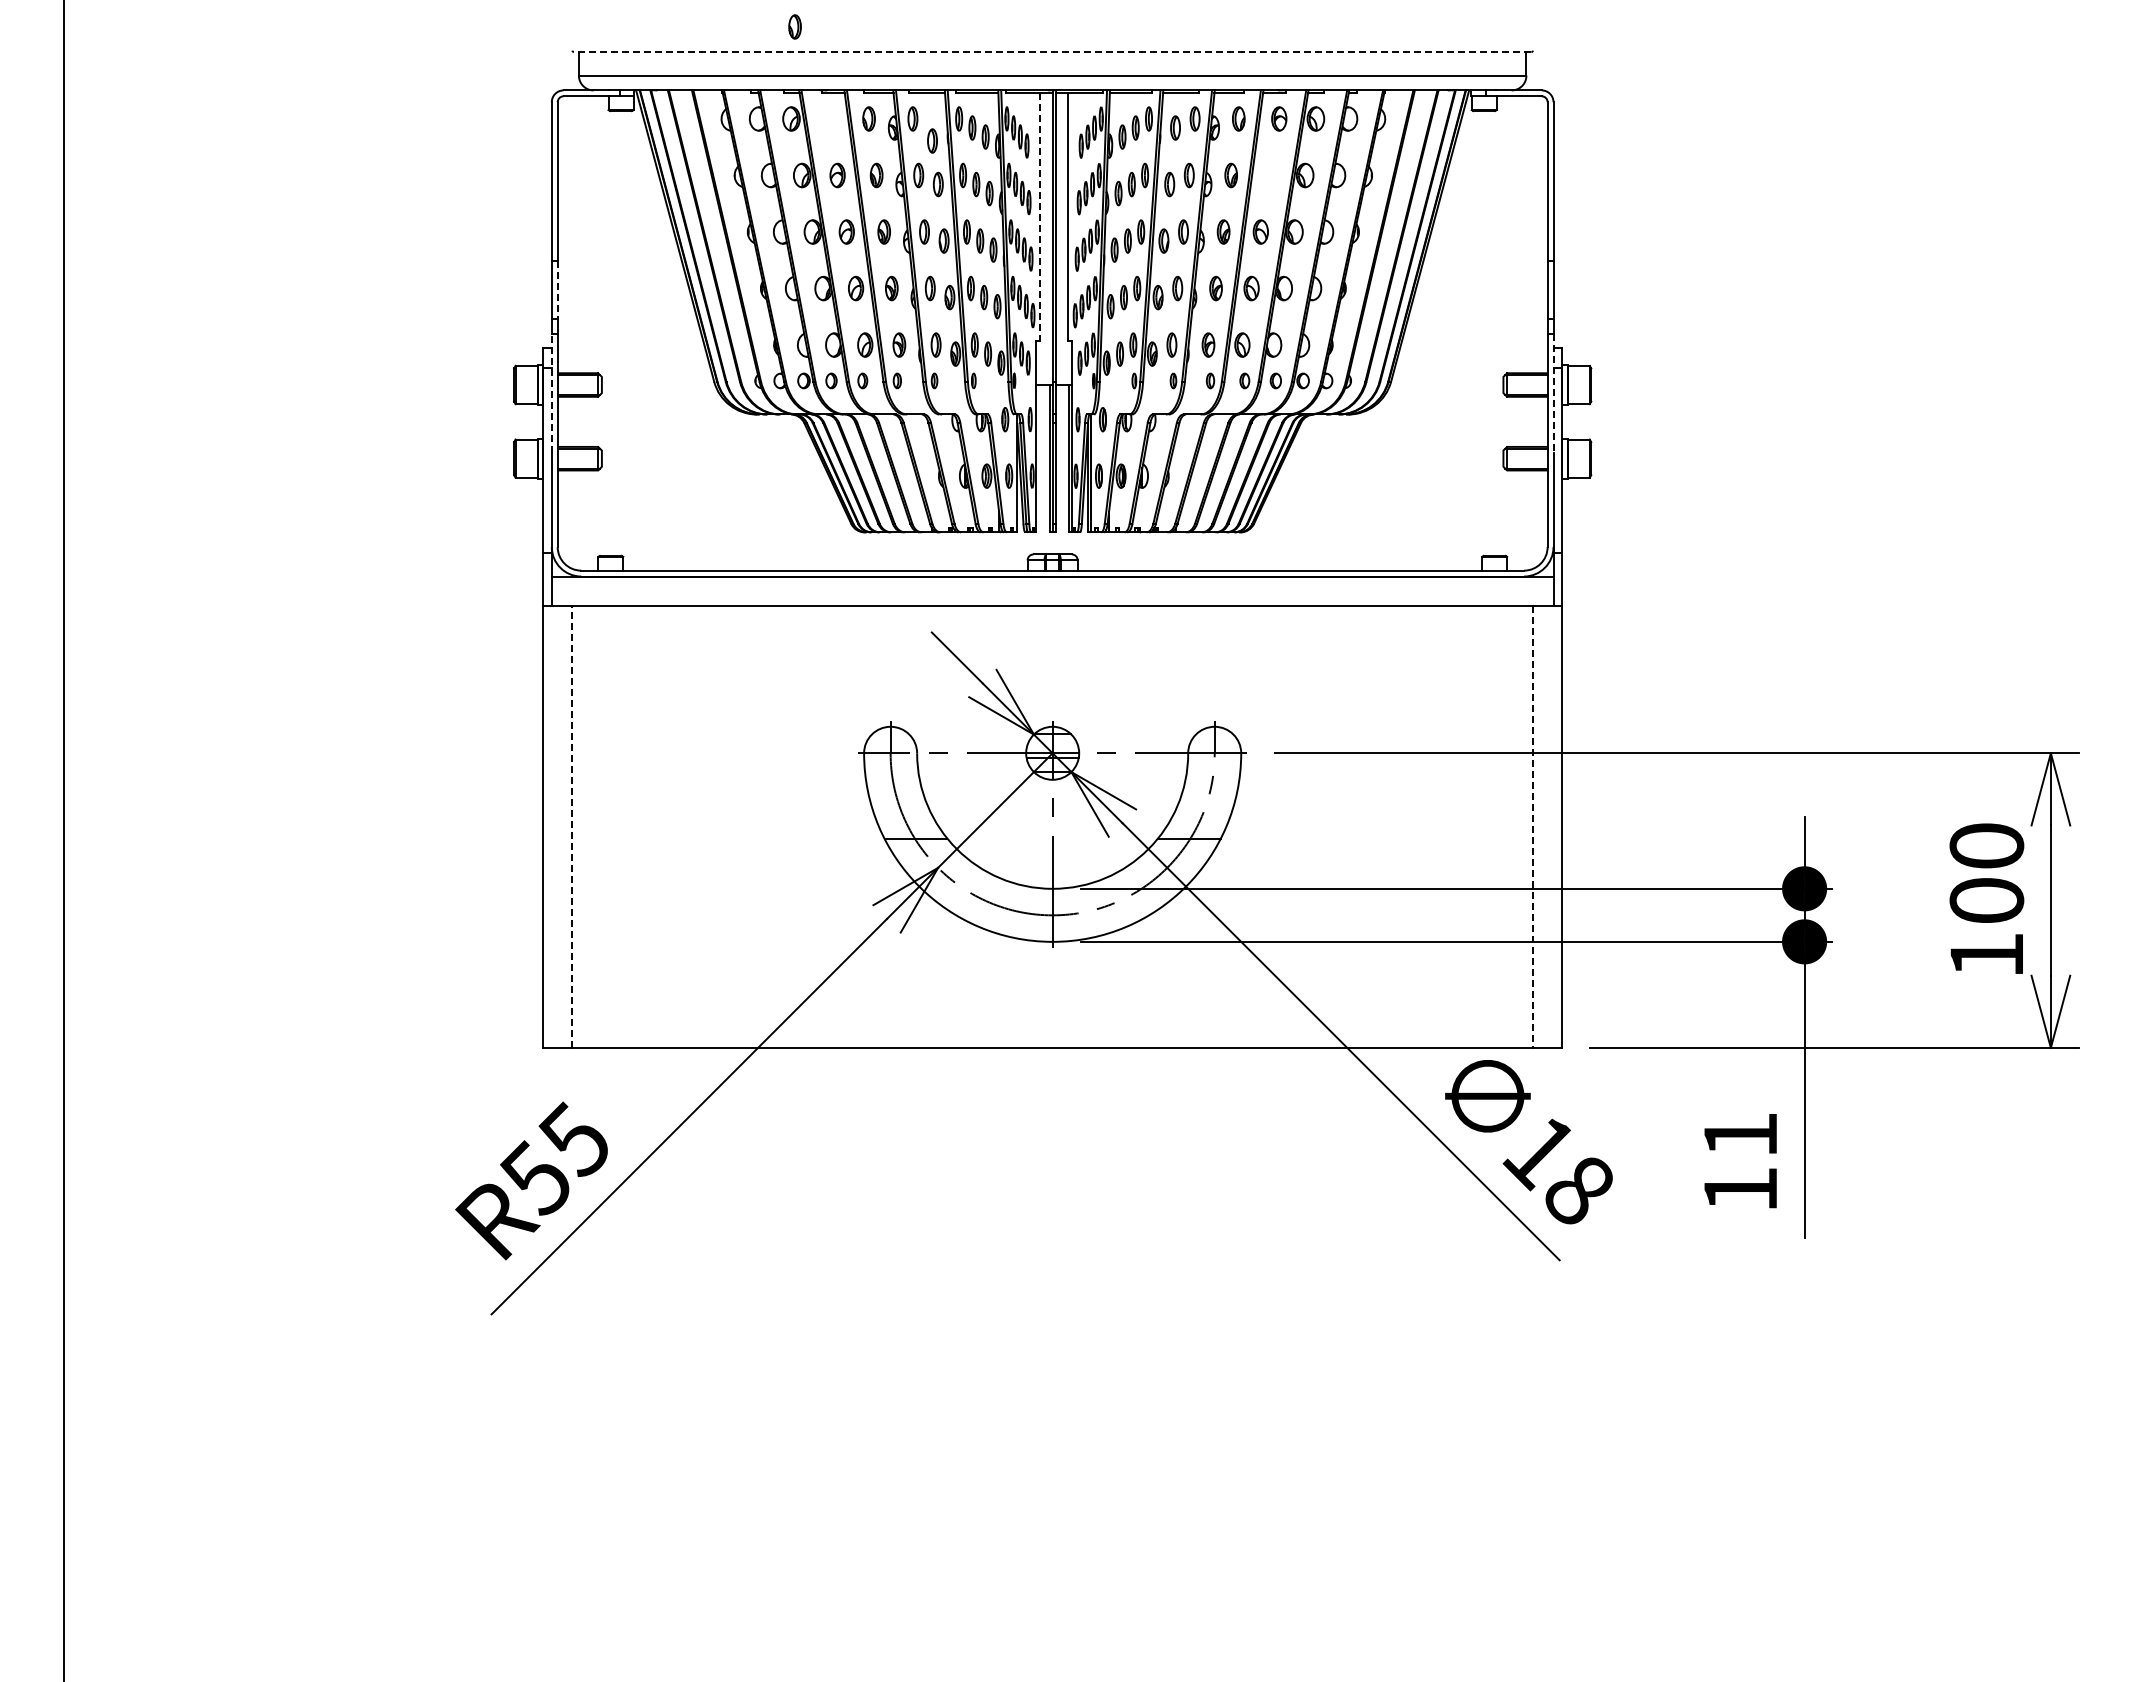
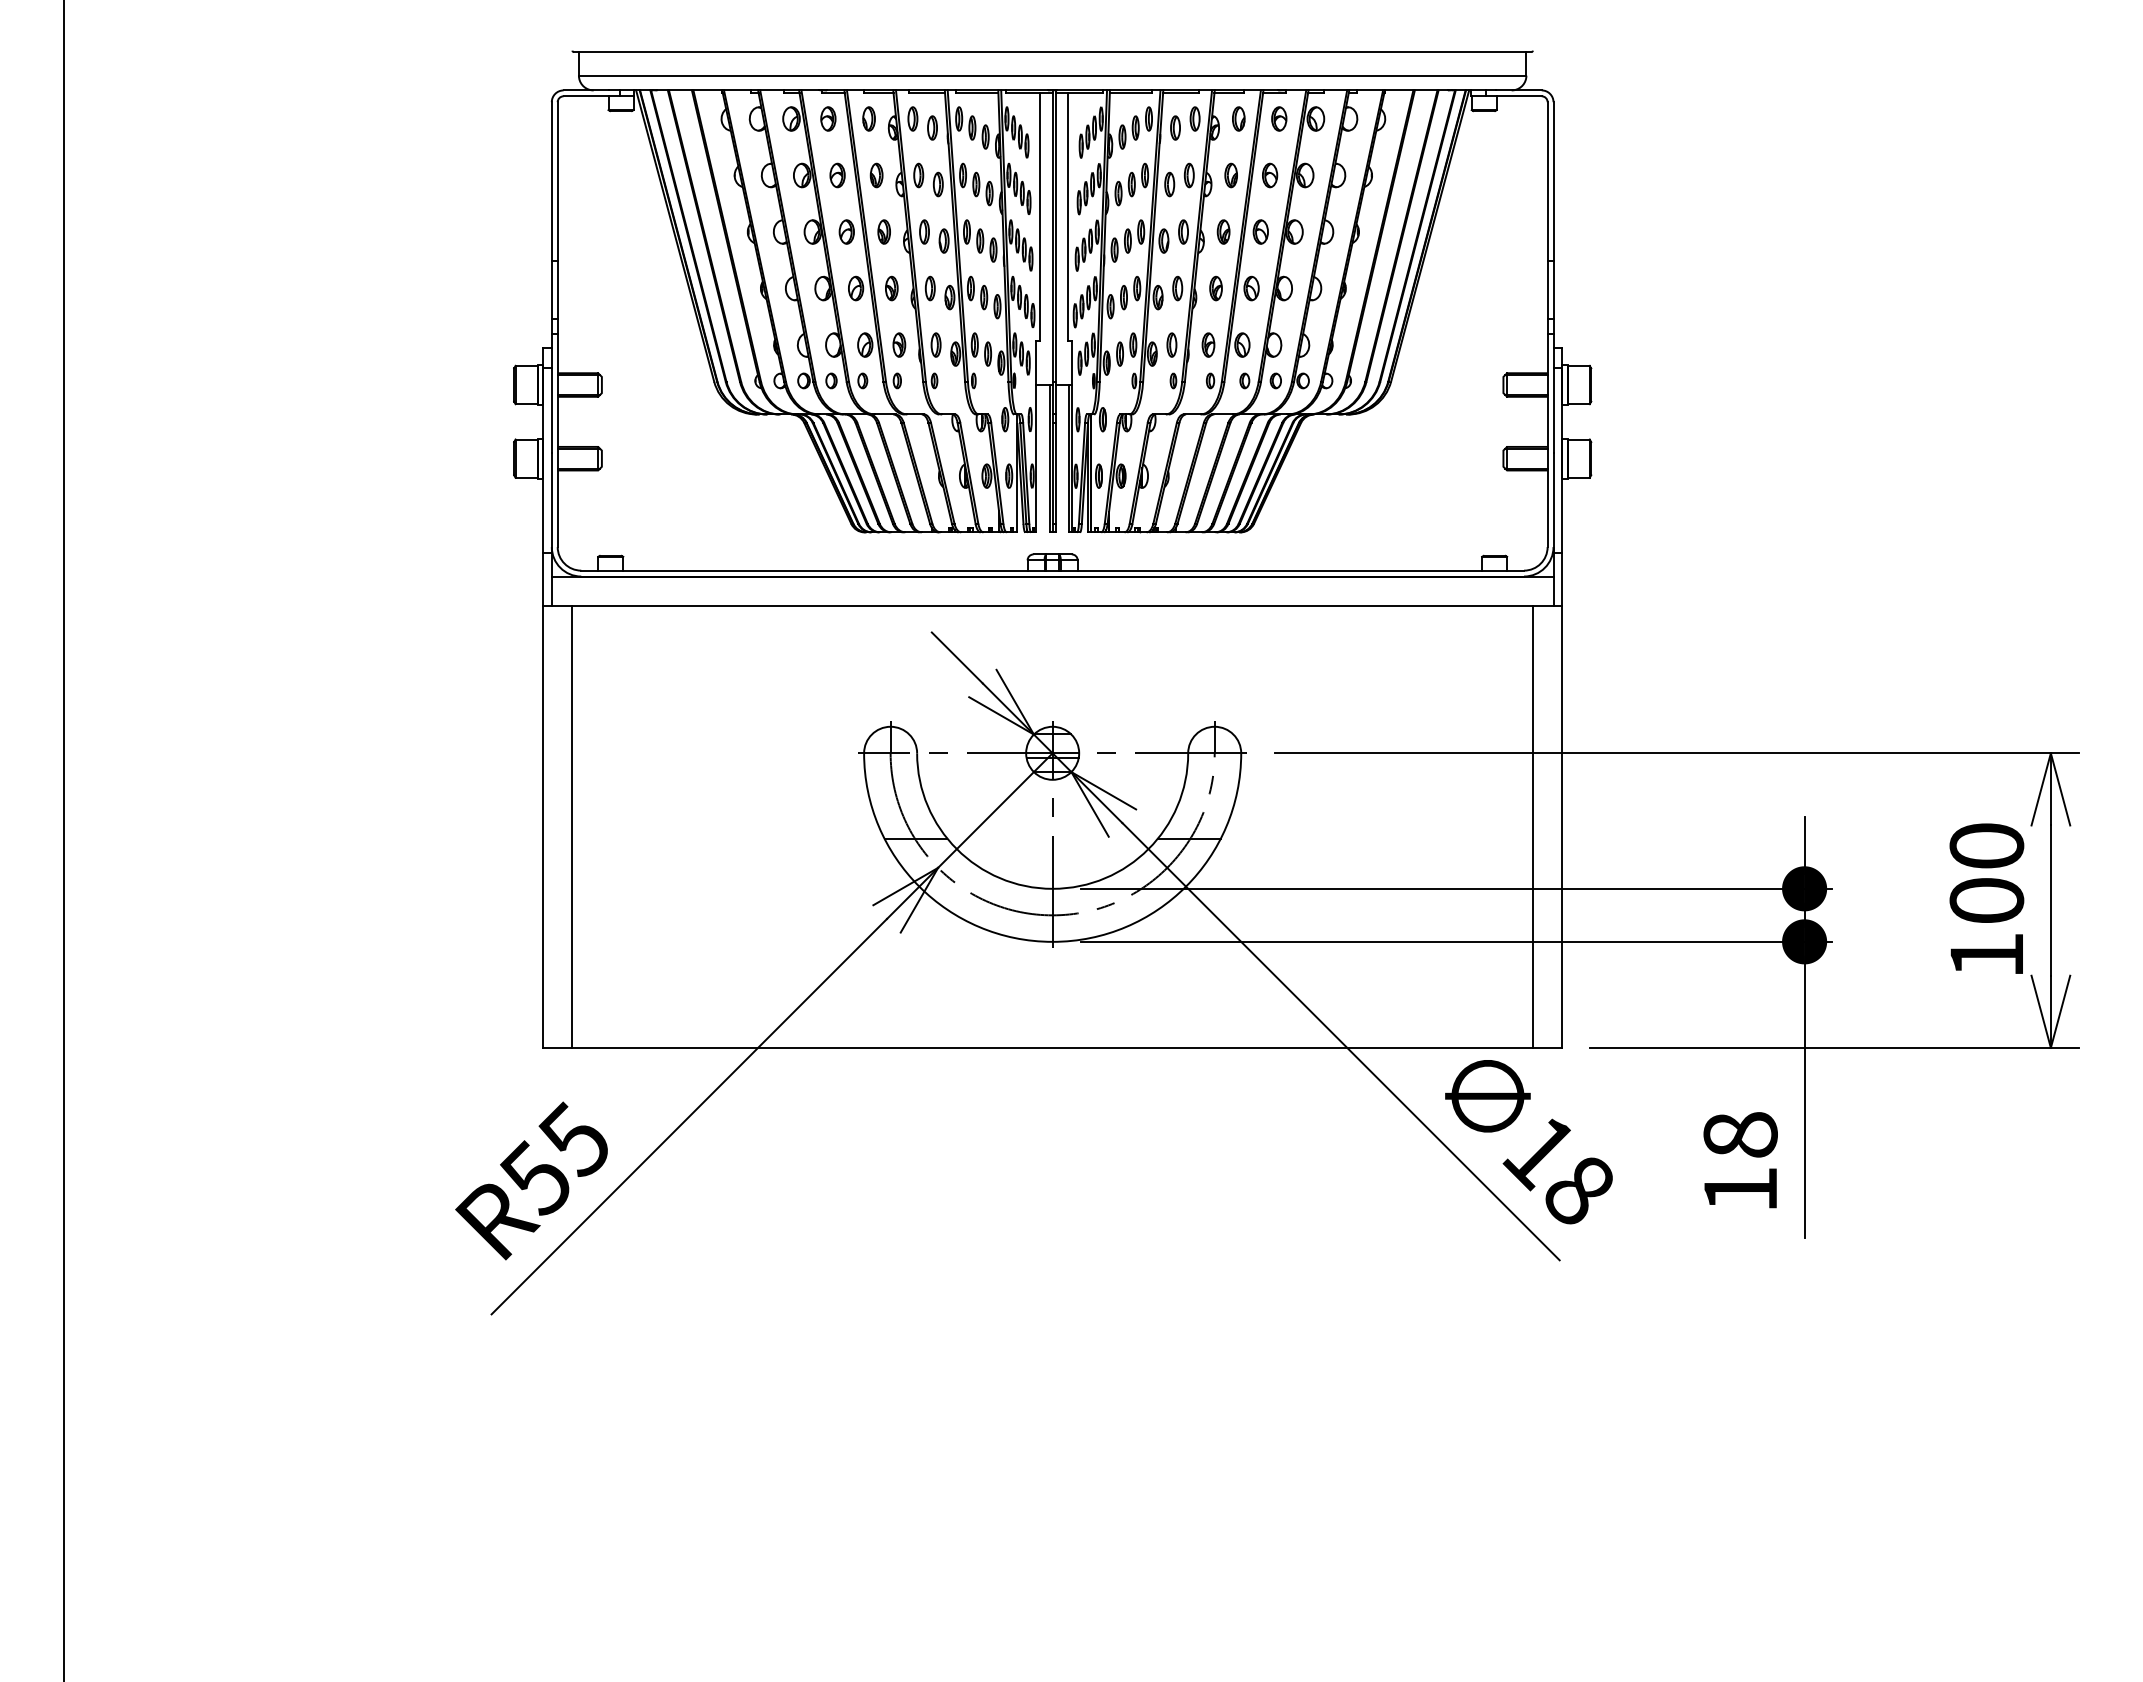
part: present -> none (794, 26)
line: dashed -> solid (1052, 52)
part: none -> present (828, 118)
part position: (932, 140) -> (932, 127) (932, 127)
part: none -> present (1270, 175)
line: dashed -> solid (1040, 217)
line: dashed -> solid (557, 290)
line: dashed -> solid (551, 393)
line: dashed -> solid (1553, 393)
line: dashed -> solid (572, 826)
line: dashed -> solid (1532, 826)
text: 11 -> 18 (1740, 1134)
